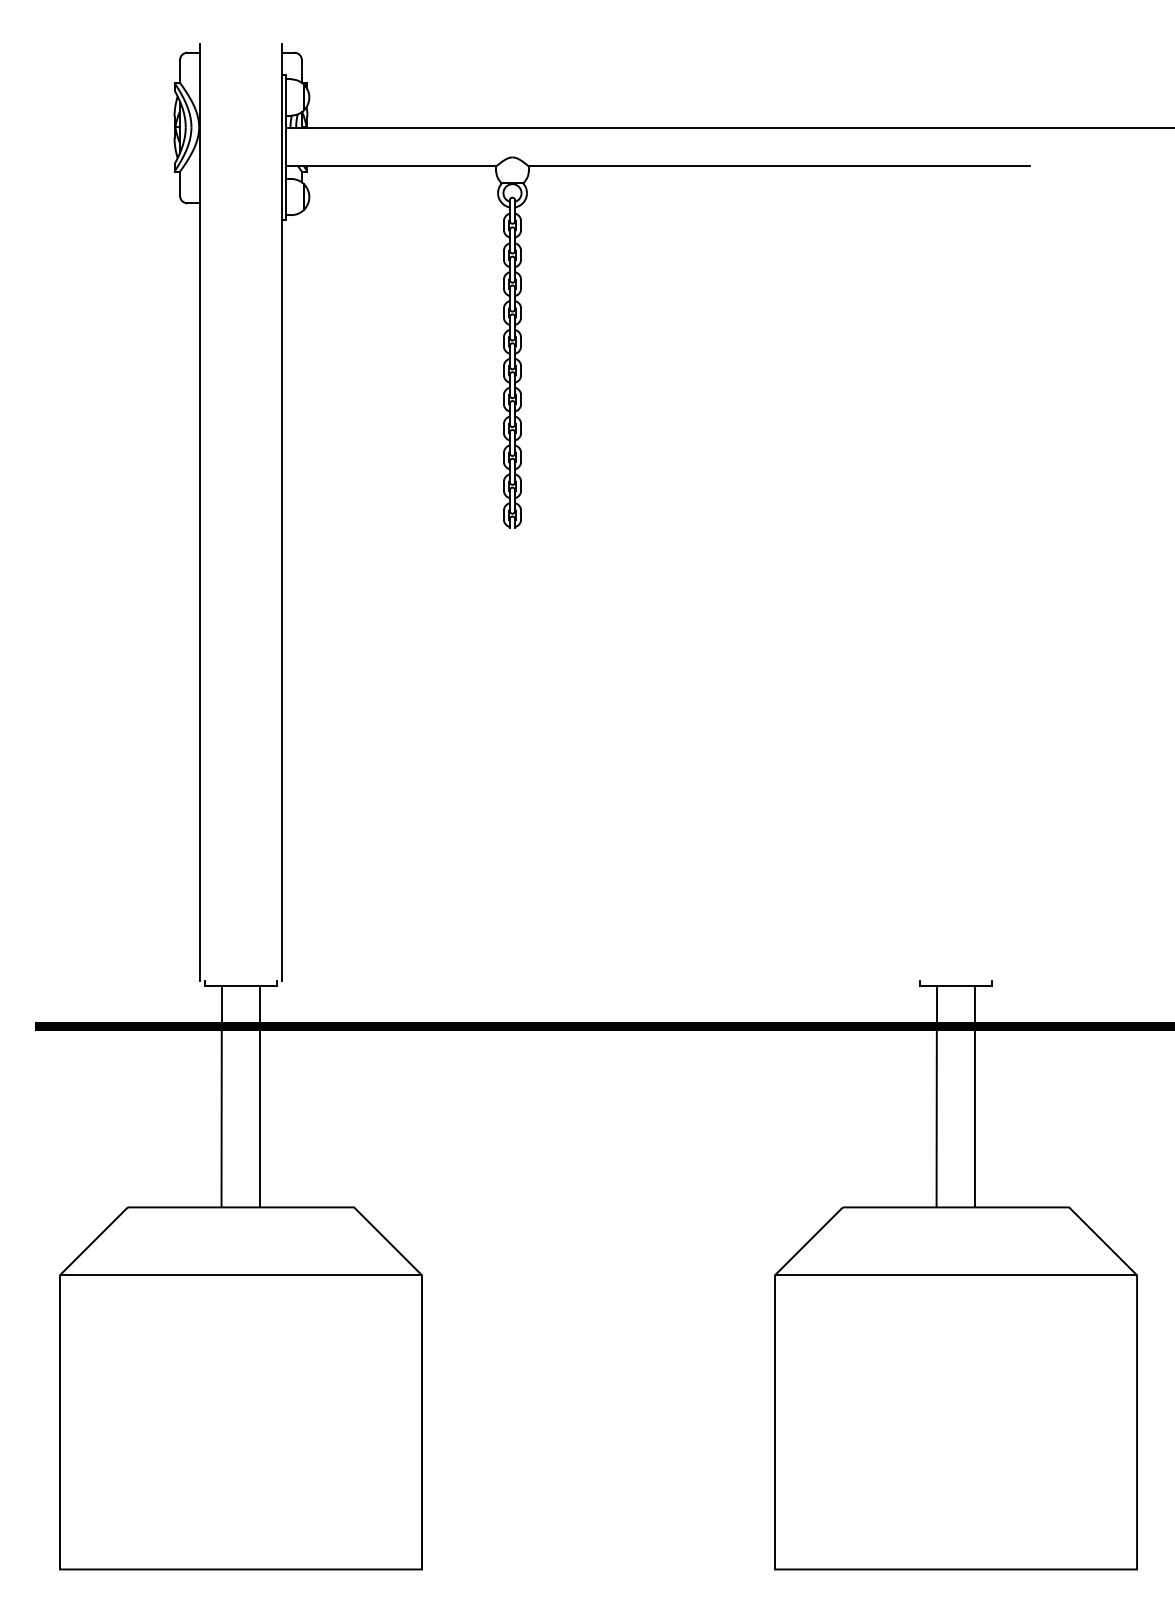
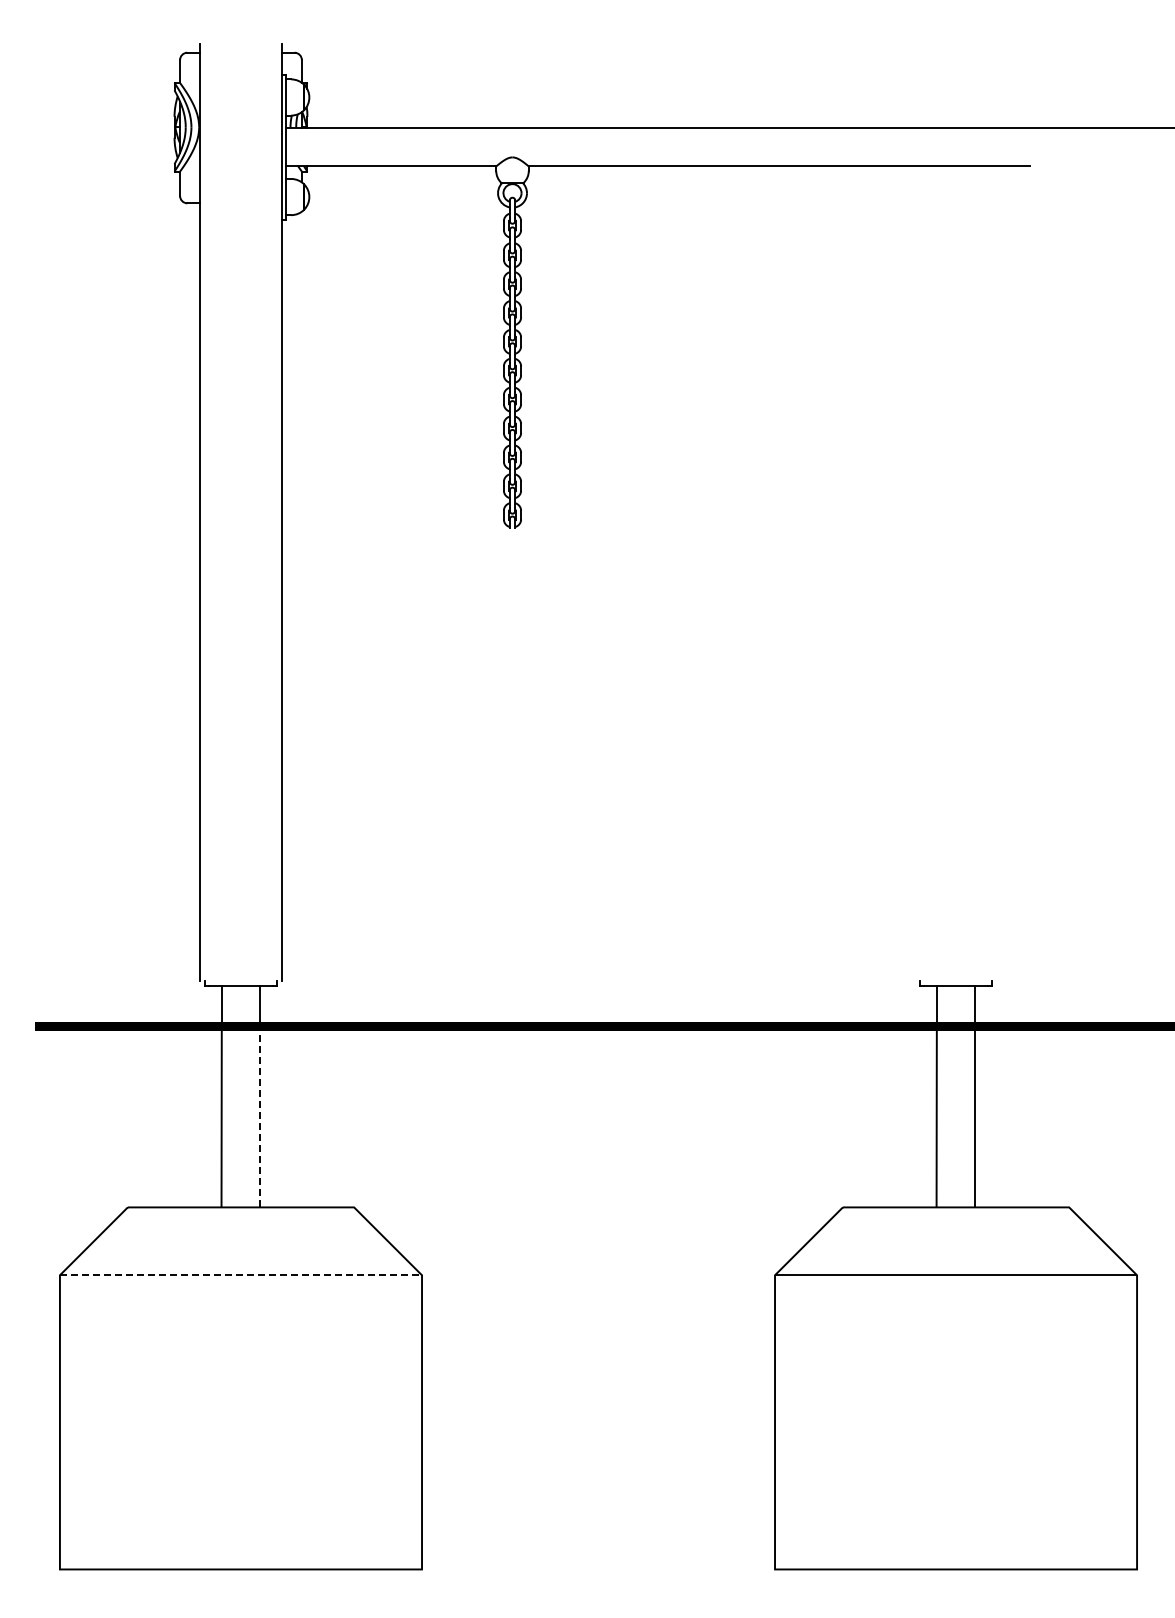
line: solid -> dashed (260, 1116)
line: solid -> dashed (241, 1275)
